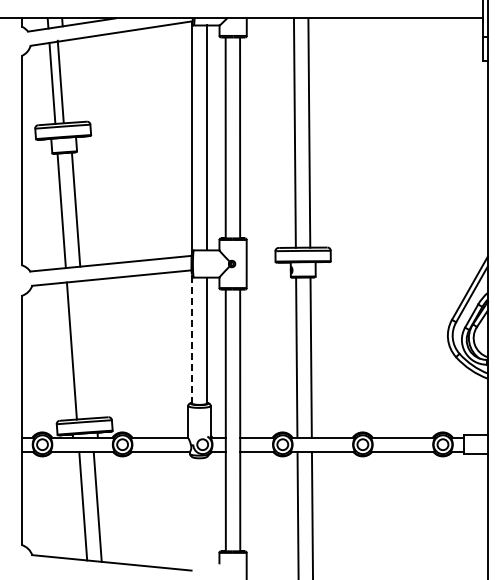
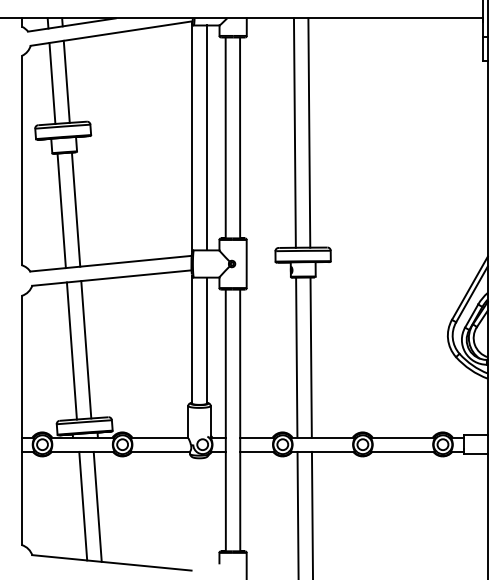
line position: (60, 81) -> (66, 81) (66, 81)
line: dashed -> solid (192, 340)
line: none -> present (86, 349)
